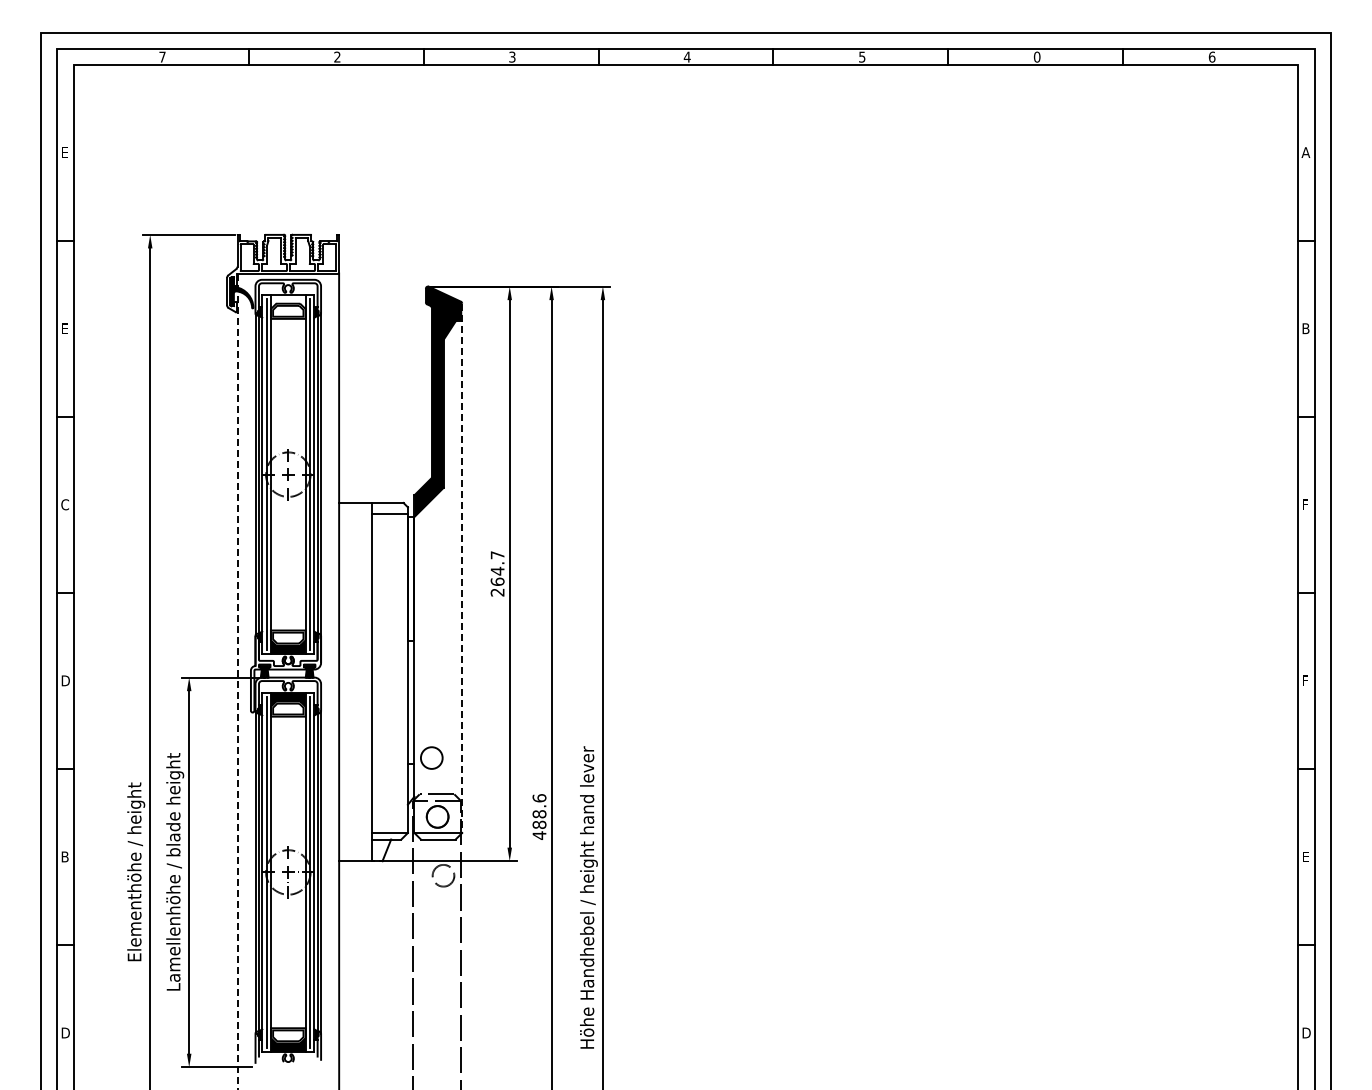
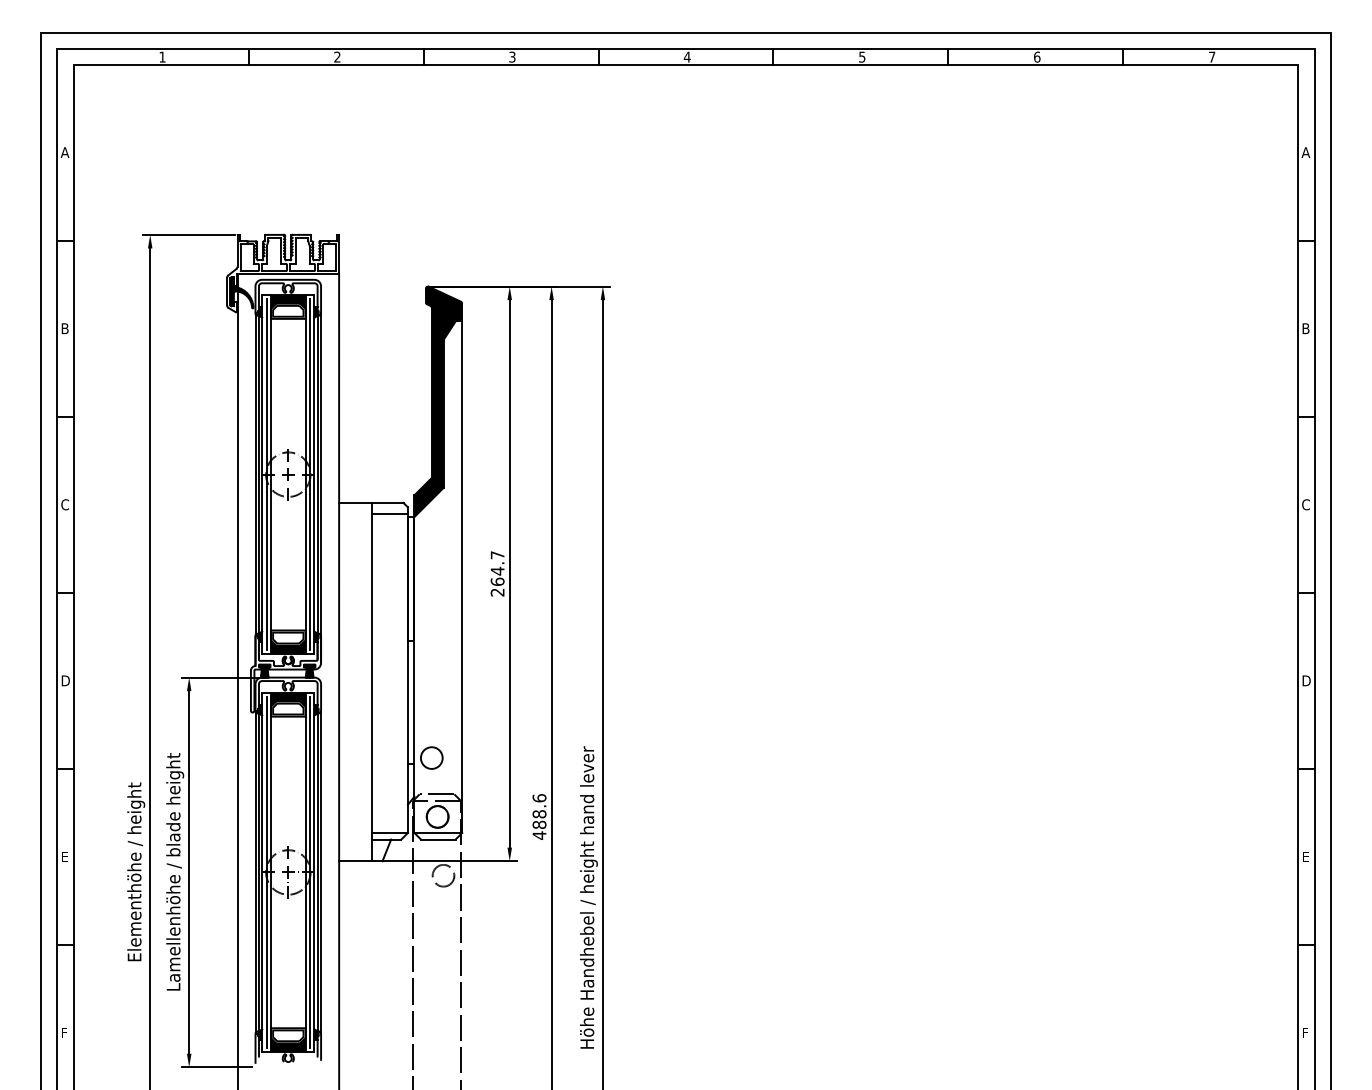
text: 7 -> 1 (162, 56)
text: 0 -> 6 (1037, 56)
text: 6 -> 7 (1211, 56)
text: E -> A (64, 152)
fill: none -> present (287, 302)
text: E -> B (64, 328)
text: F -> C (1305, 504)
line: dashed -> solid (462, 568)
text: F -> D (1306, 680)
line: dashed -> solid (237, 681)
text: B -> E (64, 856)
text: D -> F (65, 1032)
text: D -> F (1306, 1032)
